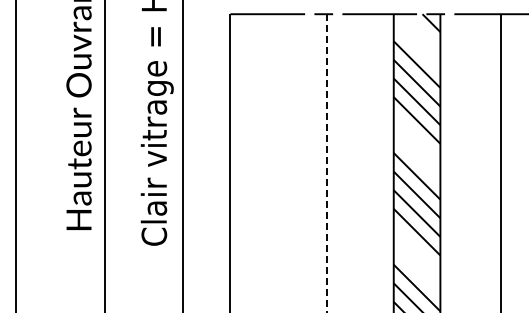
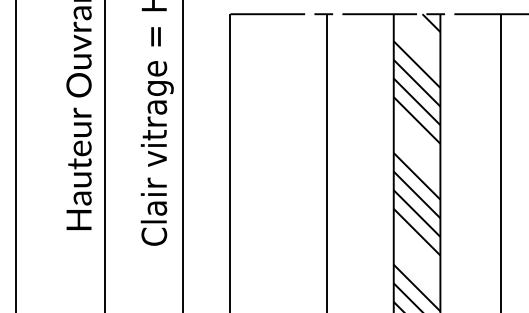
line: dashed -> solid (326, 163)
